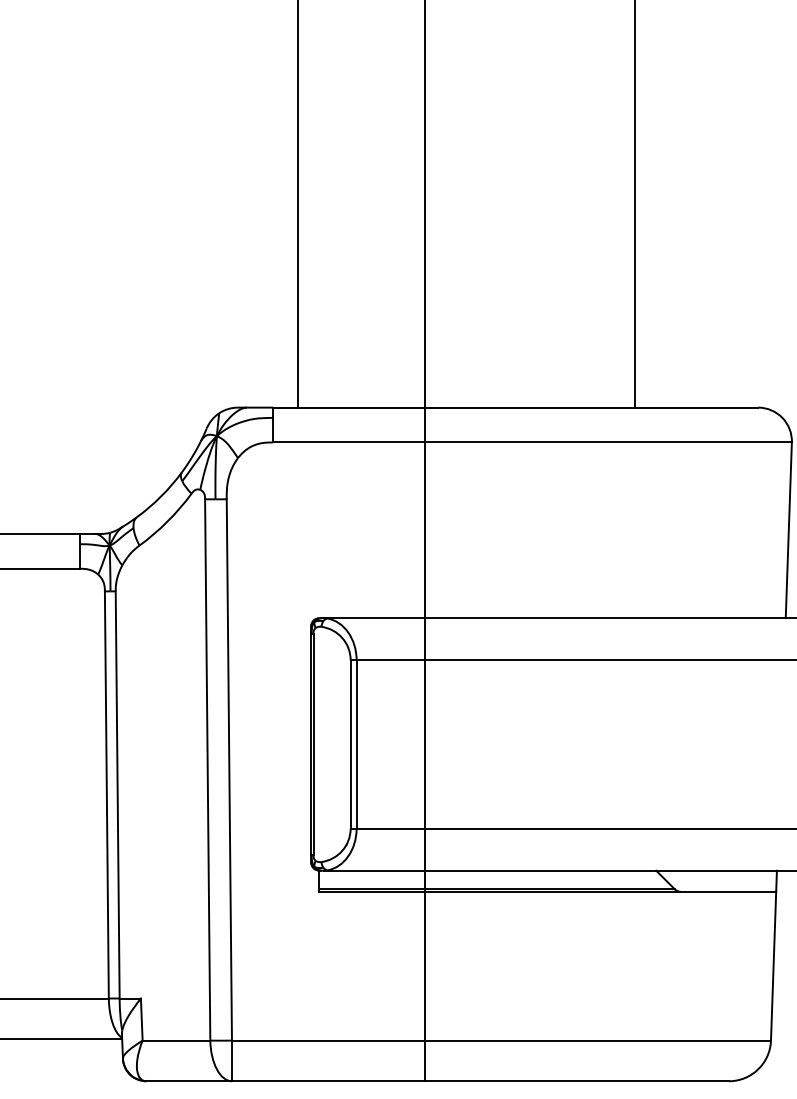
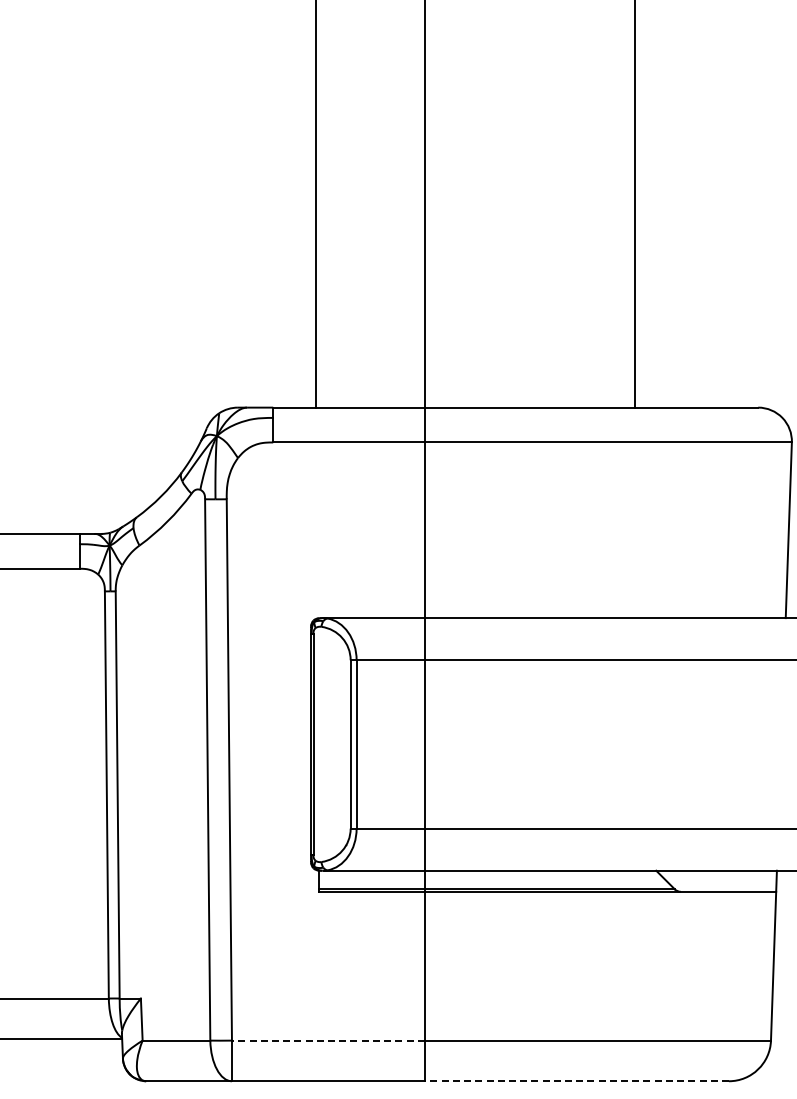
line position: (298, 204) -> (316, 204) (316, 204)
line: solid -> dashed (327, 1040)
line: solid -> dashed (576, 1081)
